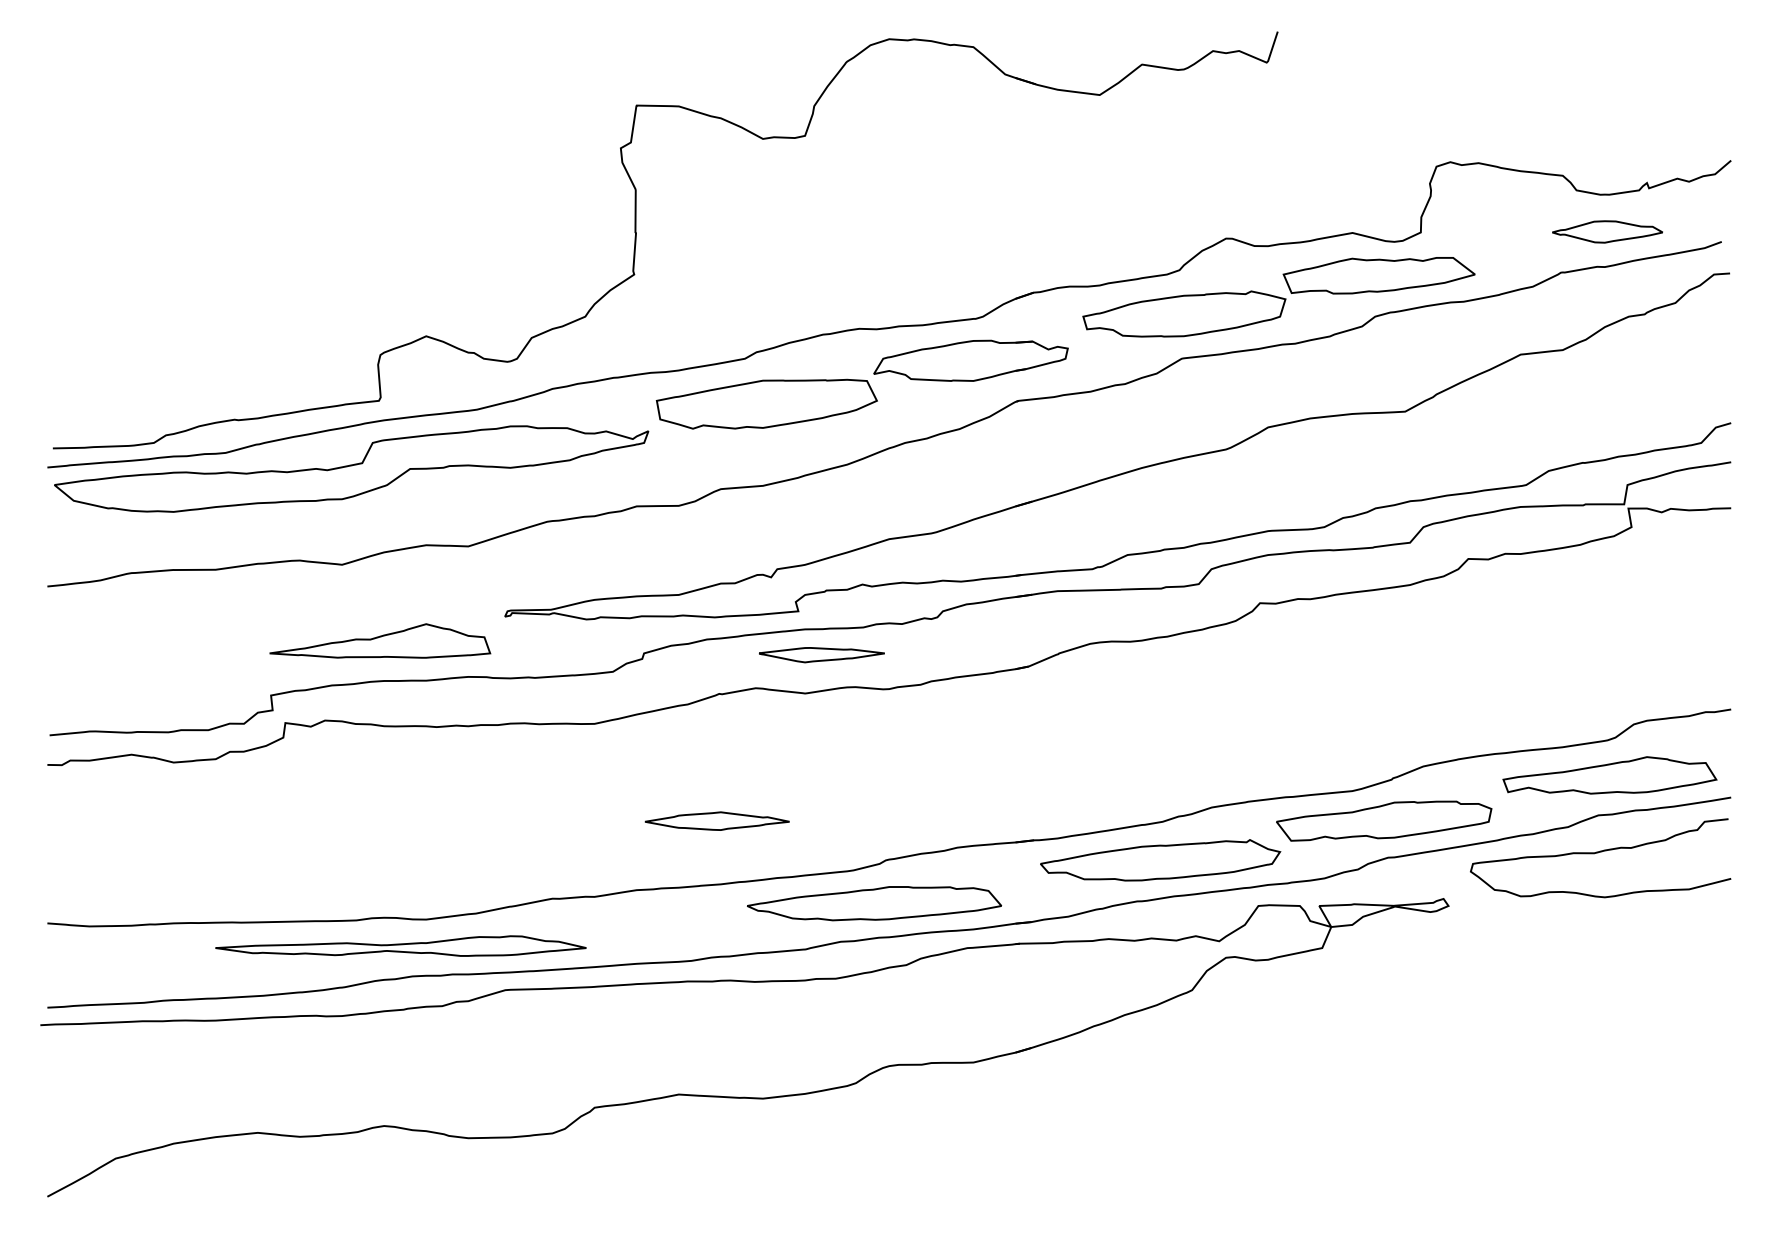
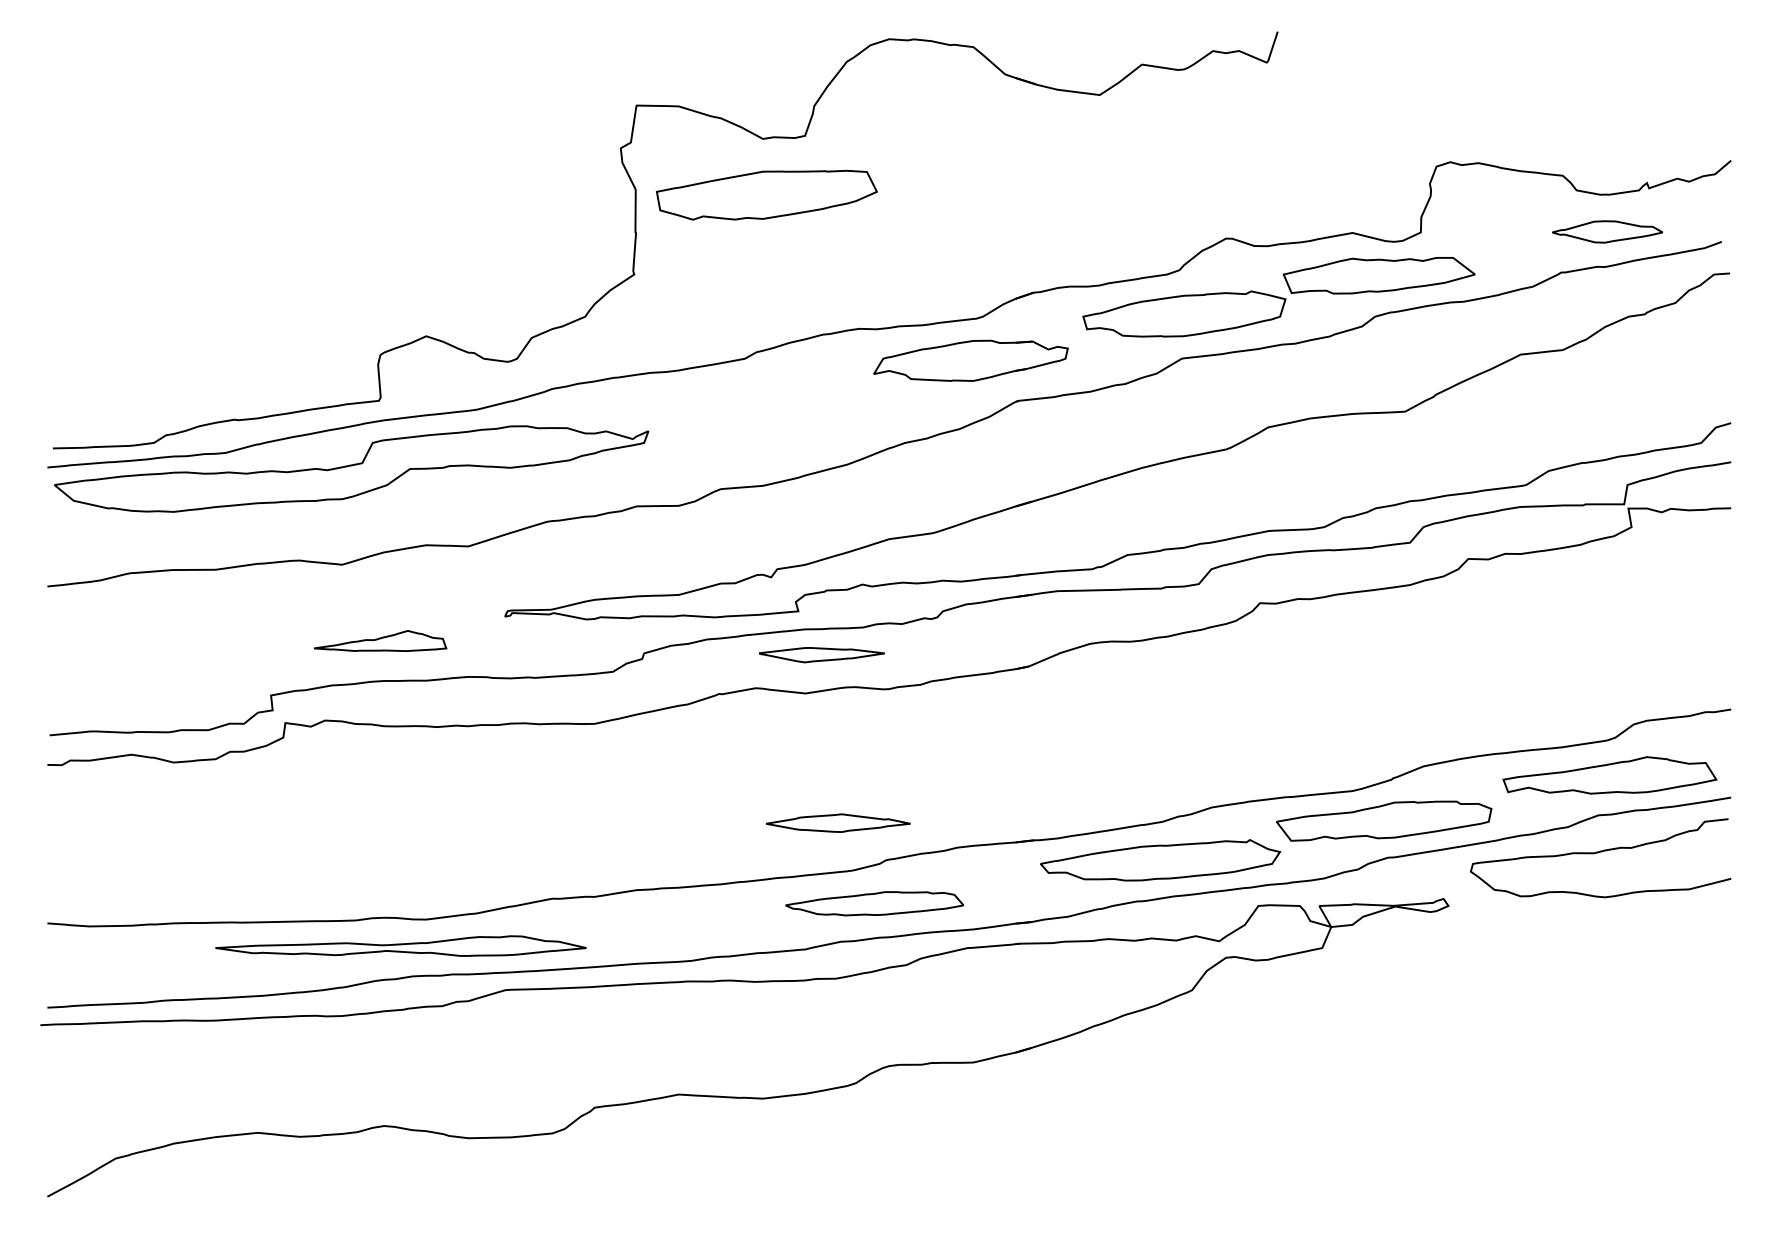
part position: (766, 403) -> (766, 194) (766, 194)
part size: 223x36 px -> 135x22 px (380, 640)
part position: (716, 820) -> (837, 822) (837, 822)
part size: 256x36 px -> 179x26 px (874, 903)
